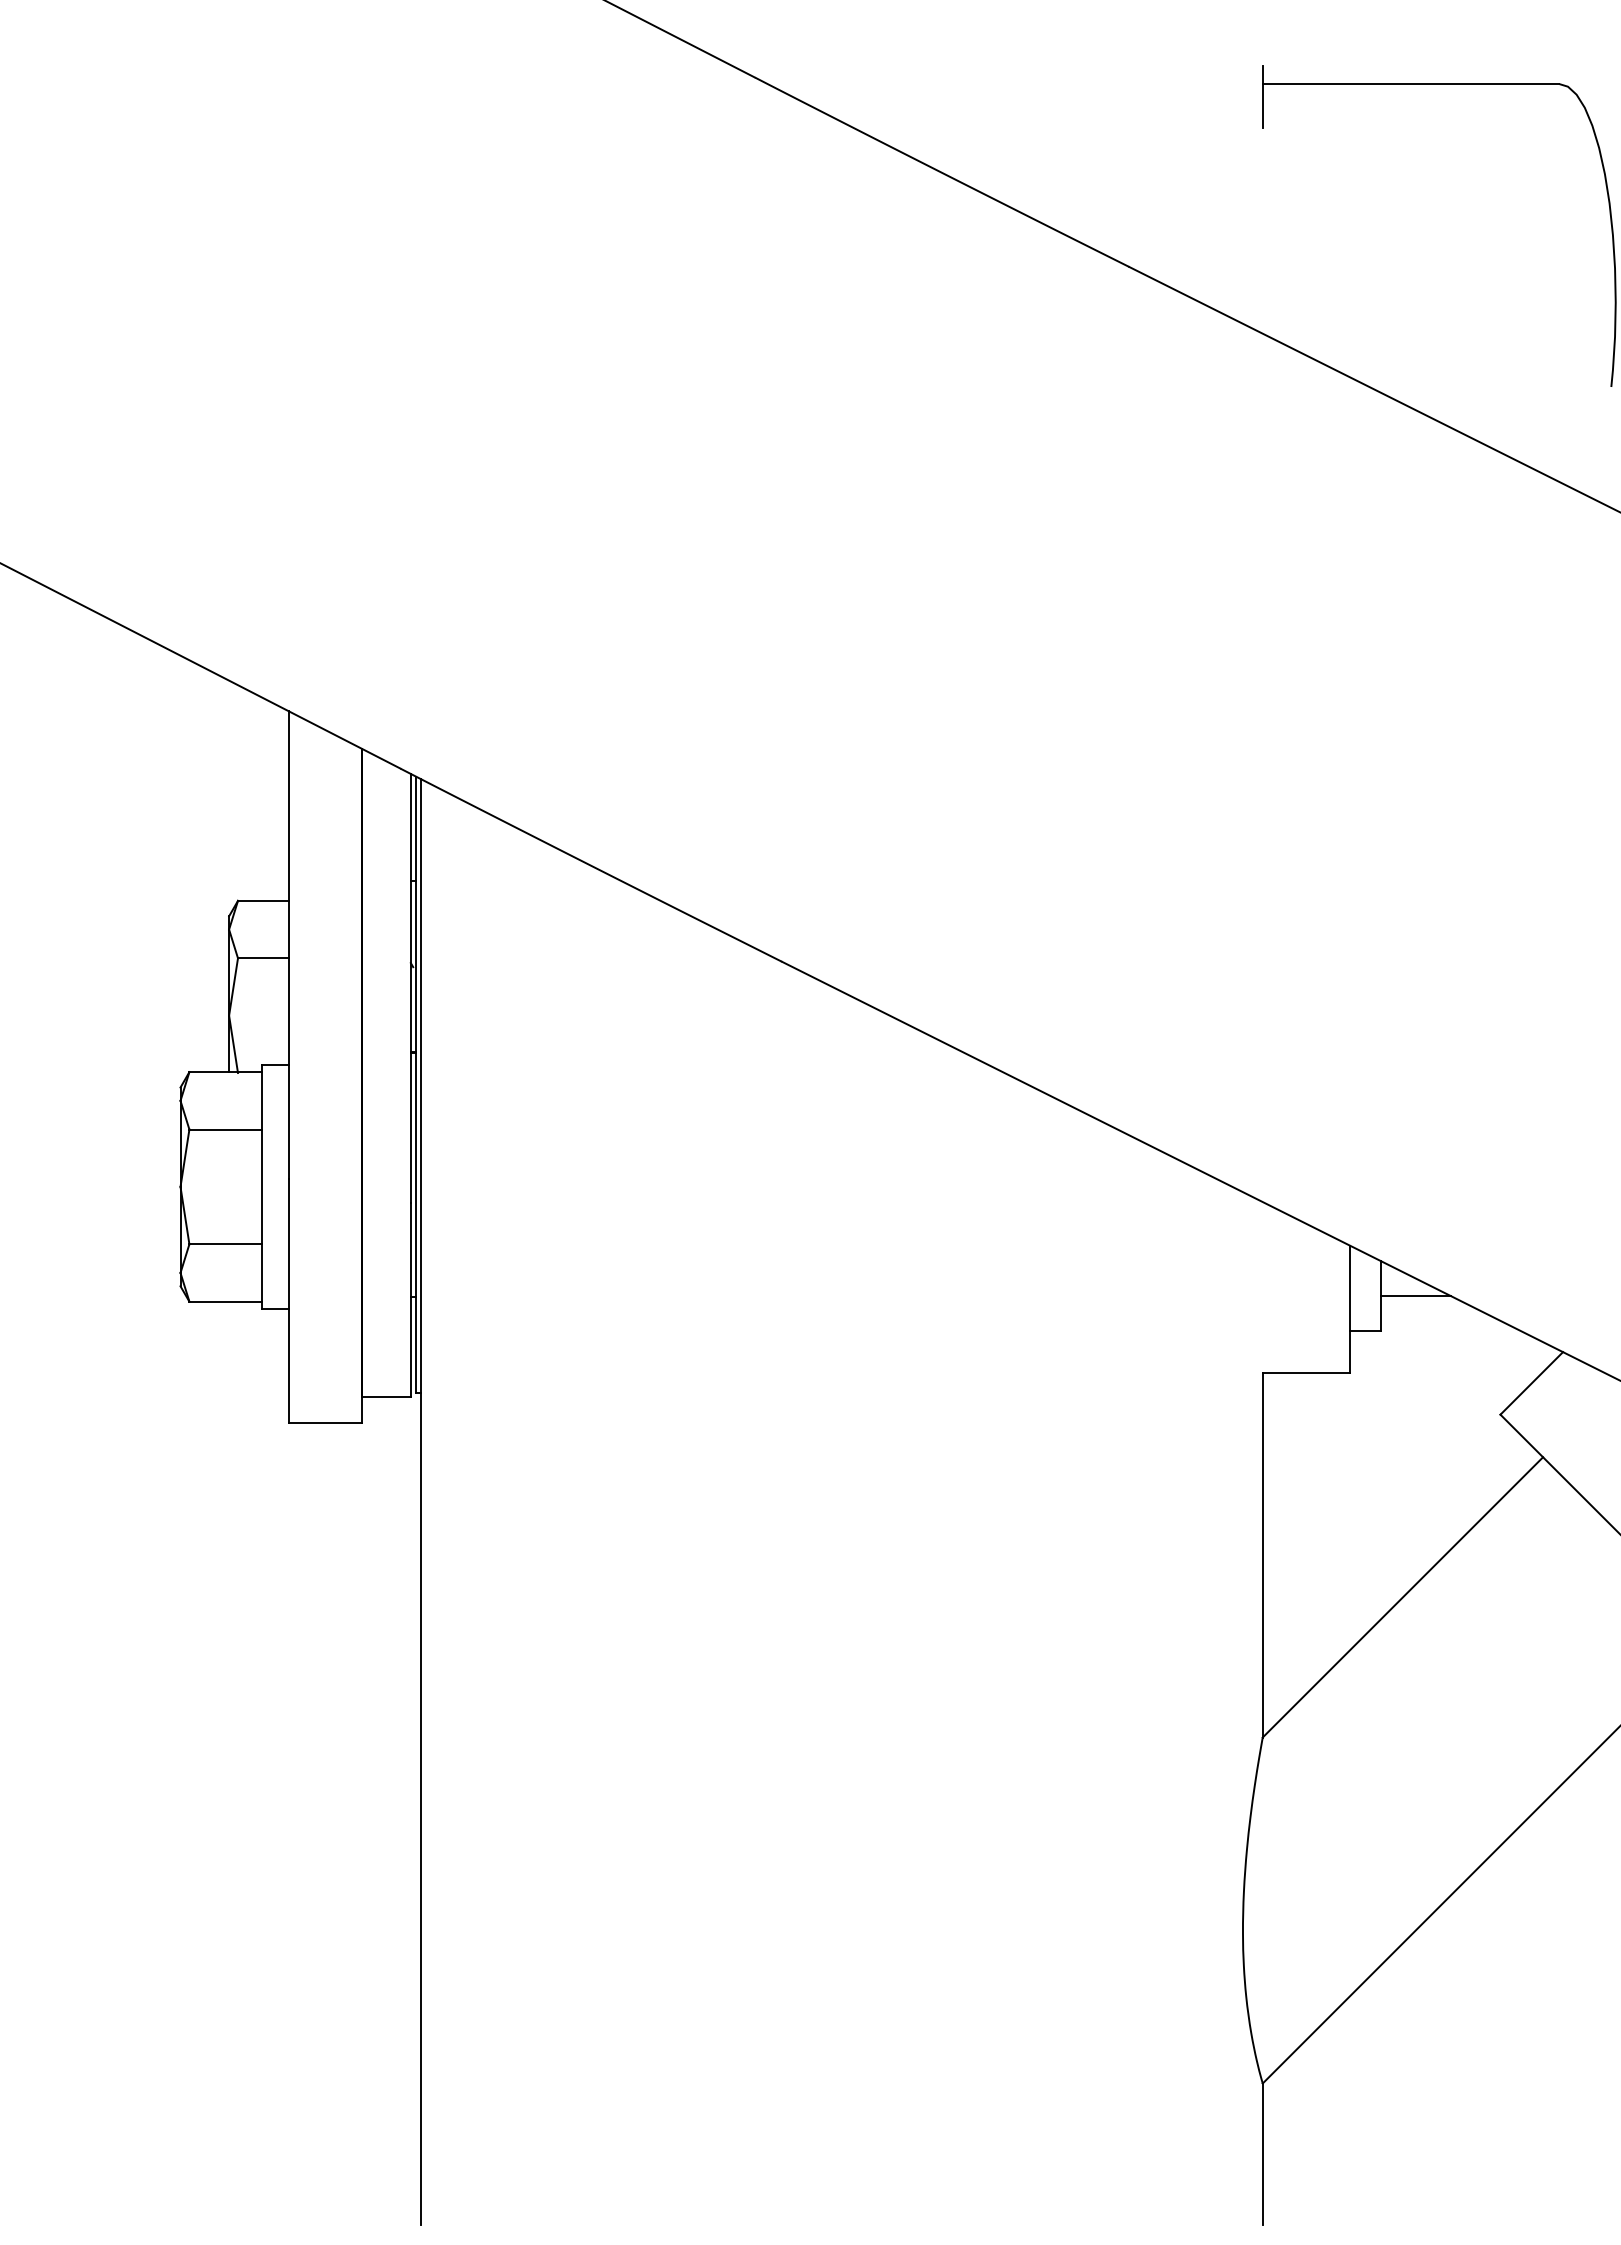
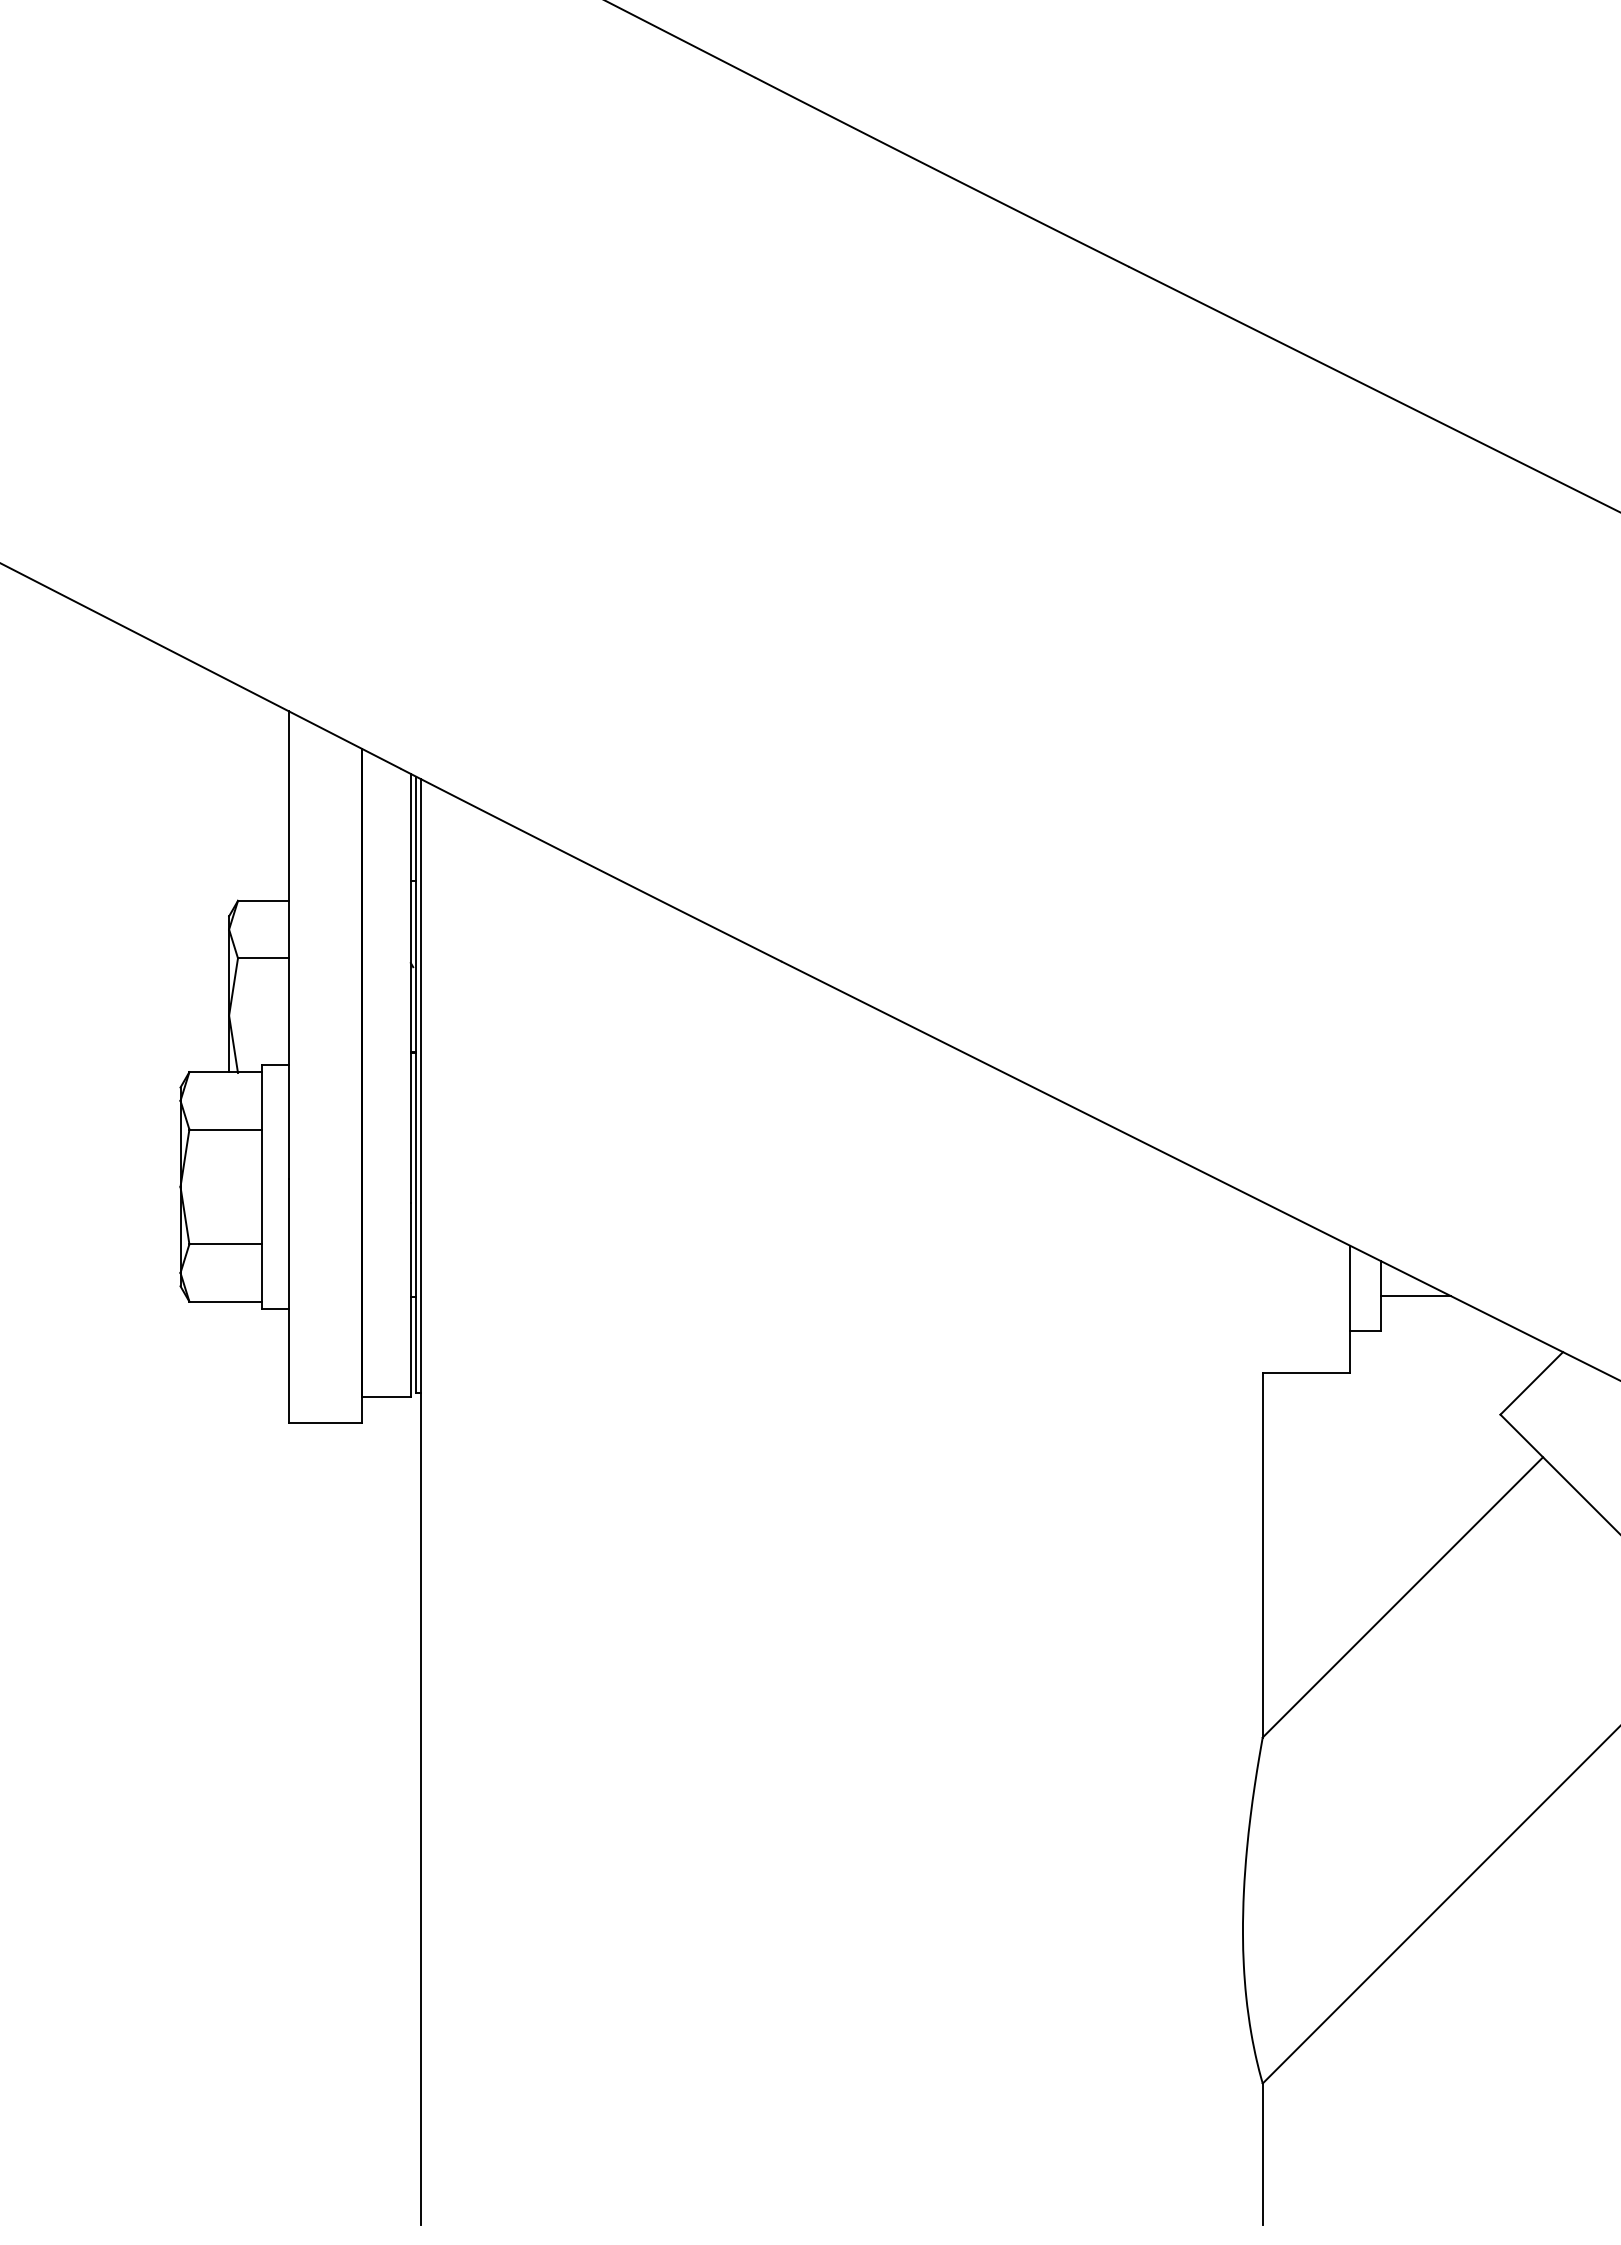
part: present -> none (1439, 84)
